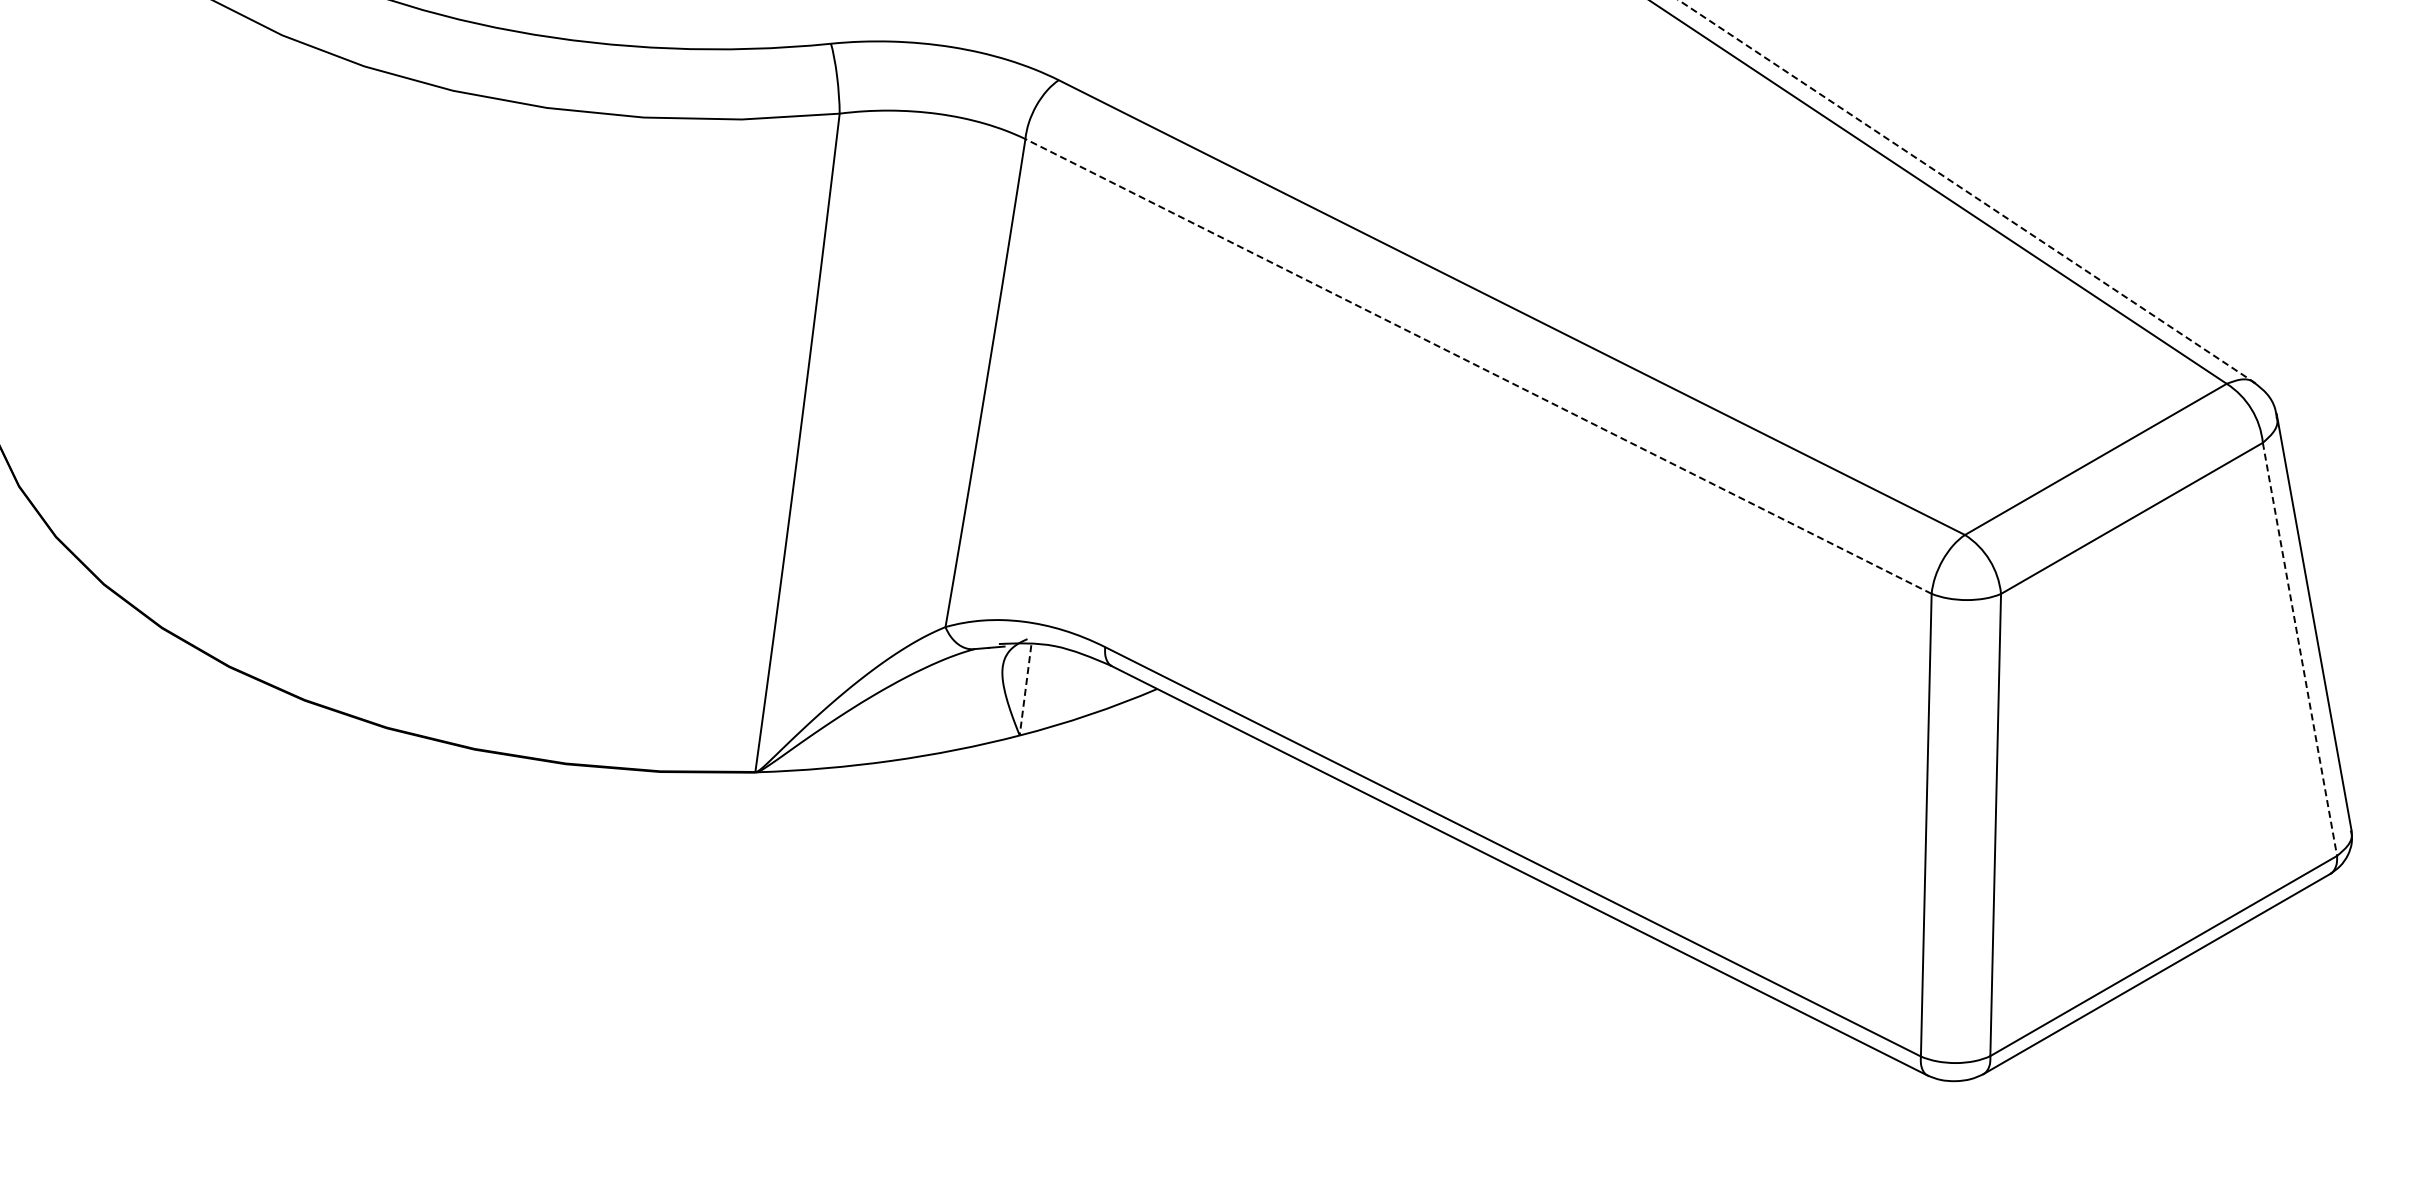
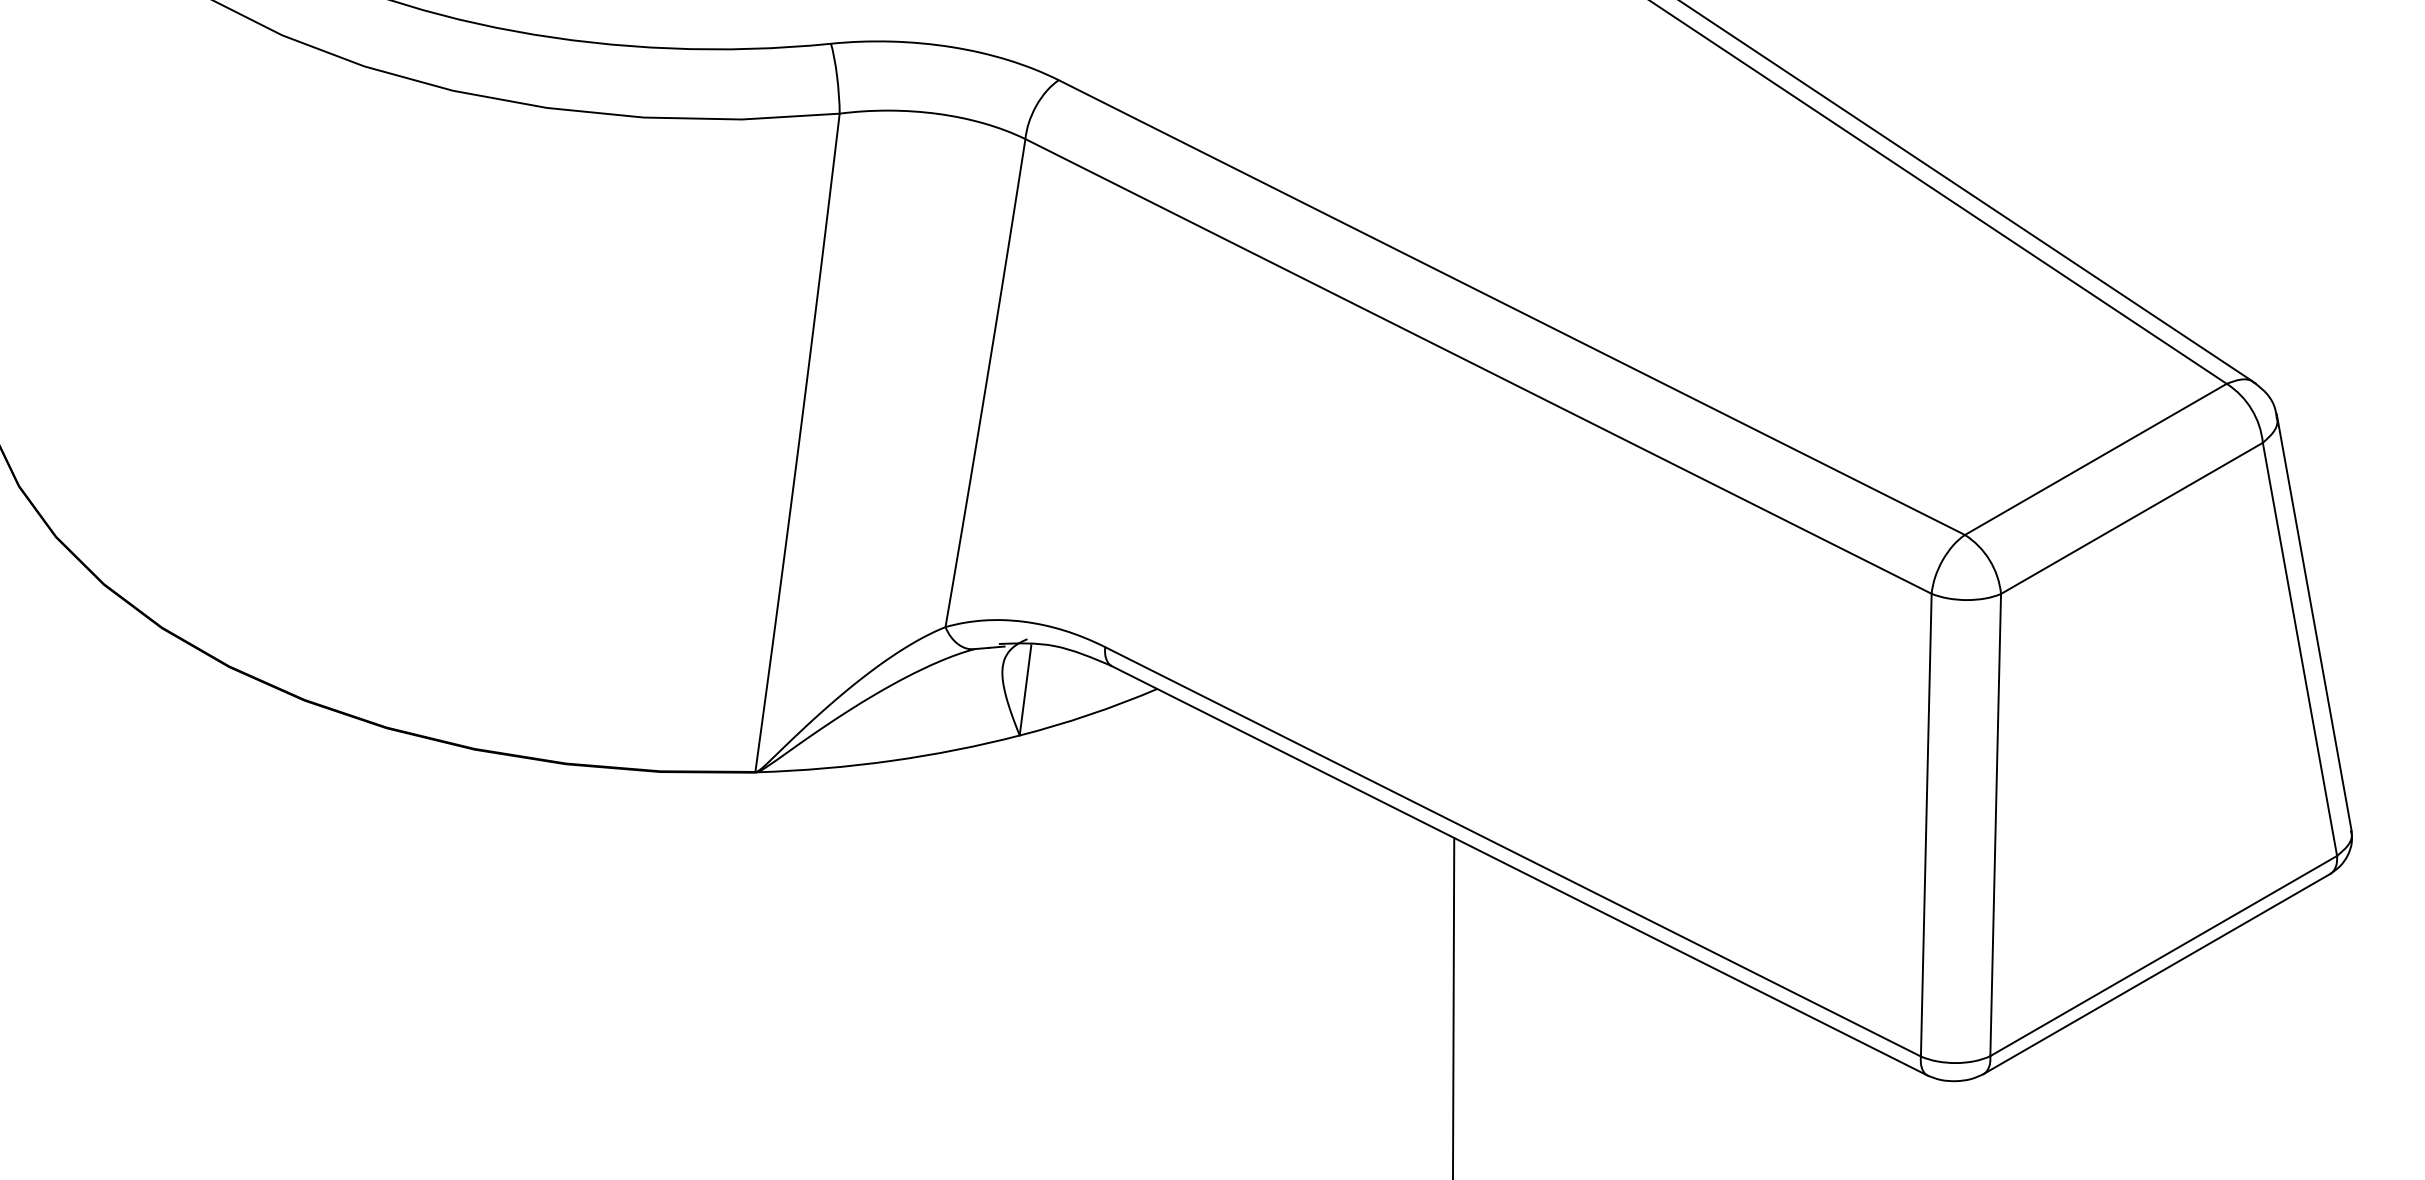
line: dashed -> solid (1966, 191)
line: dashed -> solid (1478, 366)
line: dashed -> solid (2299, 649)
line: dashed -> solid (1025, 690)
line: none -> present (1453, 1006)
